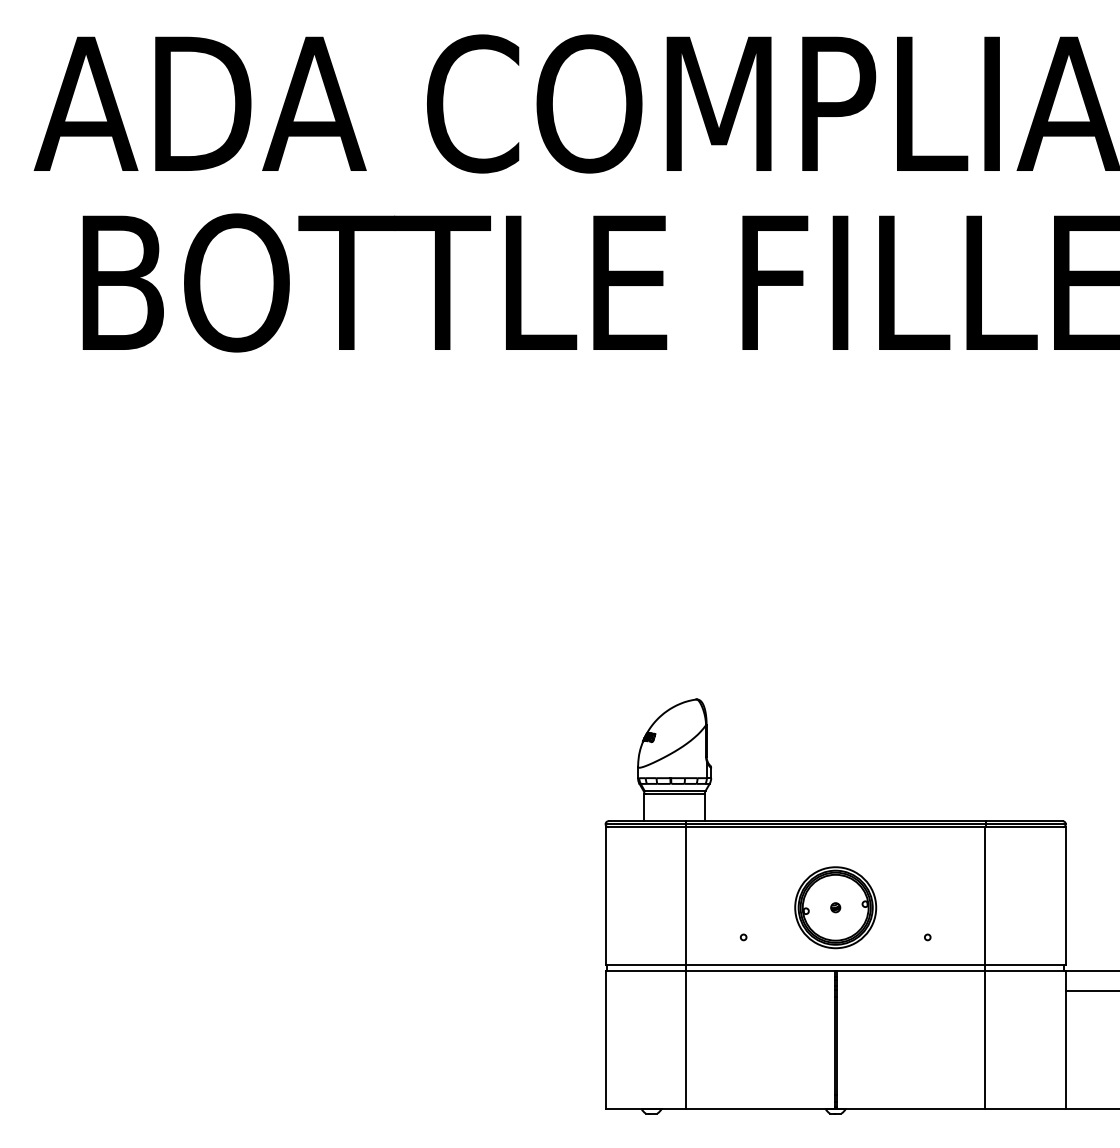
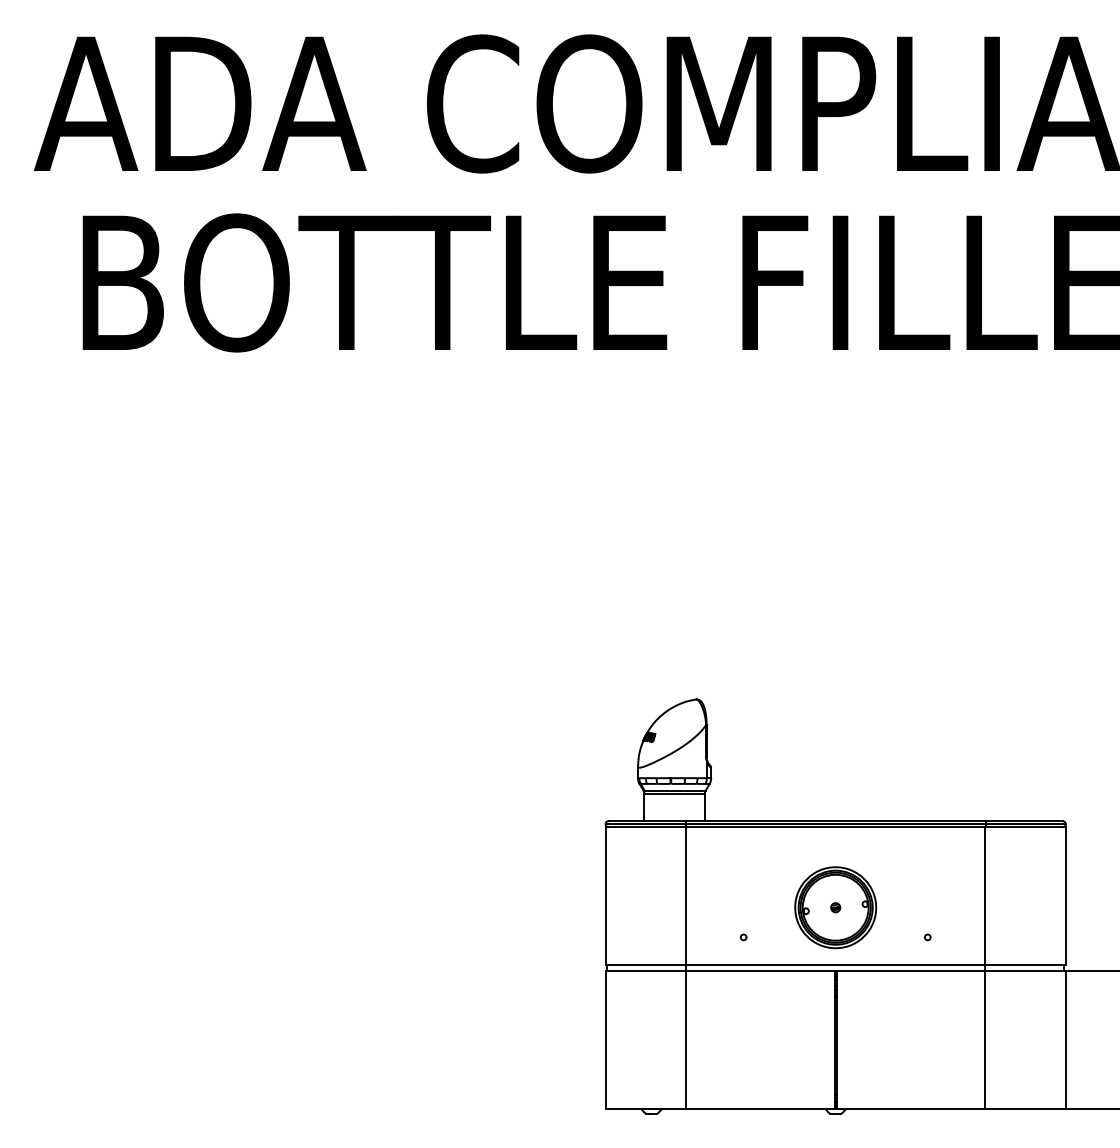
line: present -> none (1090, 991)
